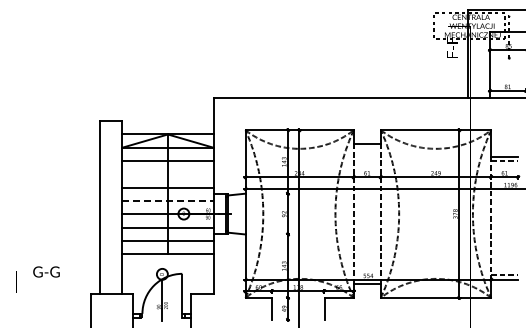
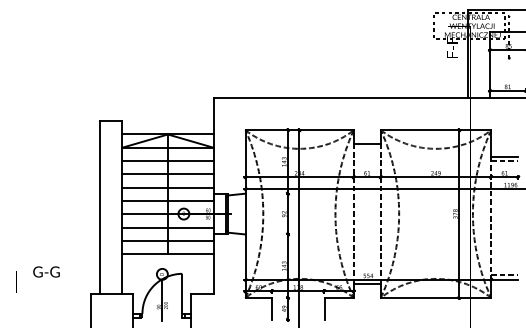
line: none -> present (167, 174)
line: dashed -> solid (167, 200)
